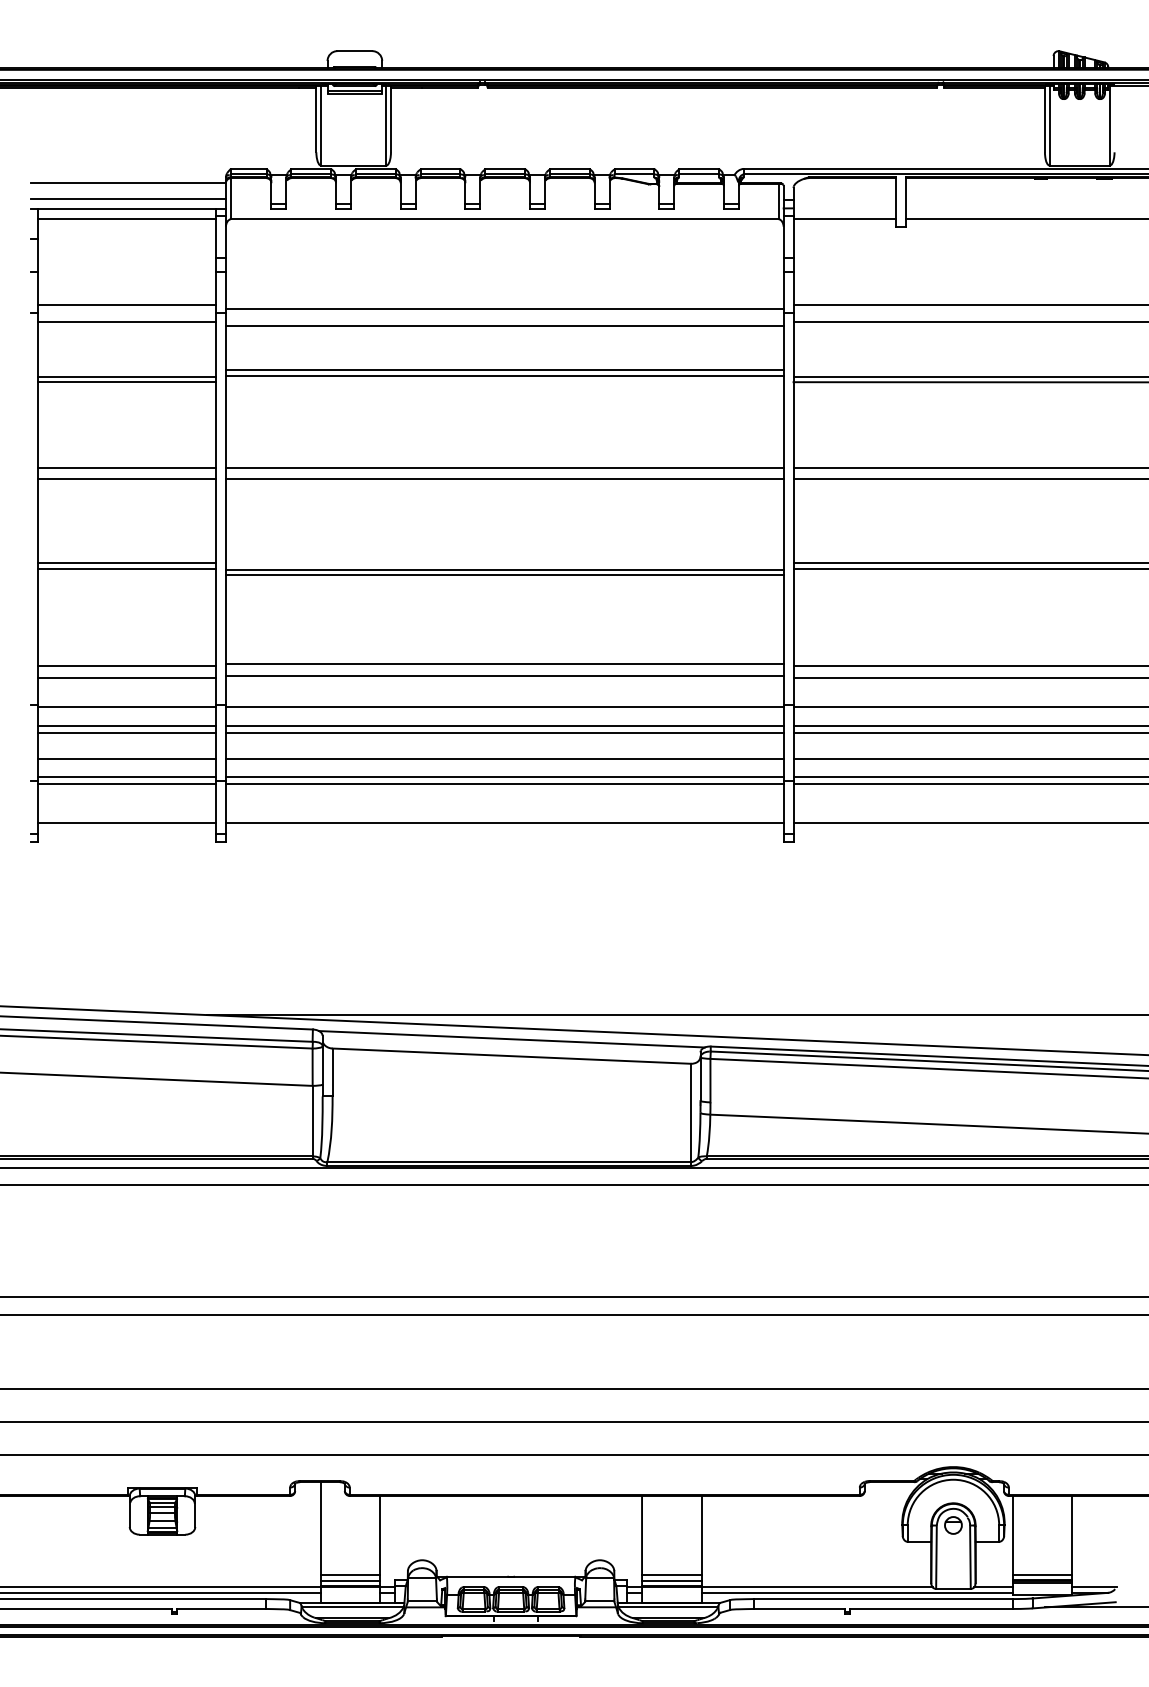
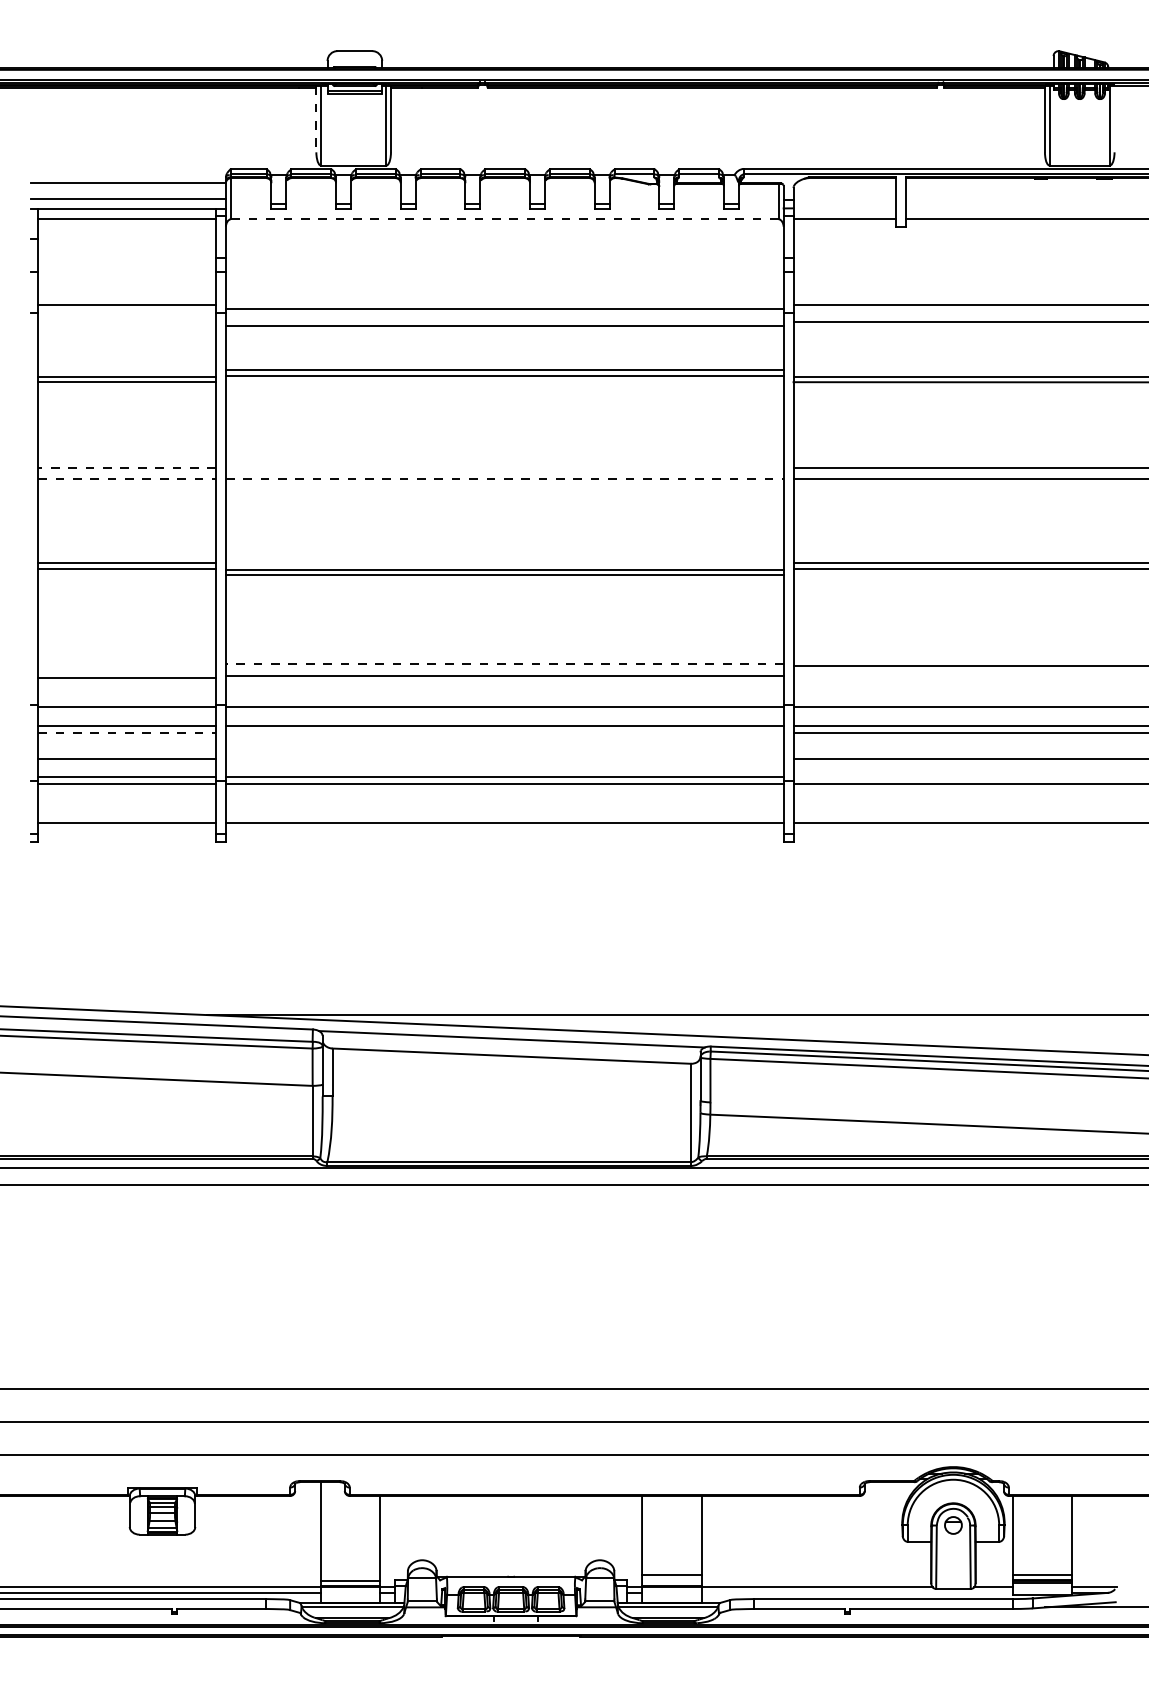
line: solid -> dashed (316, 119)
line: solid -> dashed (504, 219)
line: present -> none (127, 321)
line: solid -> dashed (127, 468)
line: present -> none (504, 468)
line: solid -> dashed (127, 479)
line: solid -> dashed (504, 479)
line: solid -> dashed (504, 664)
line: present -> none (127, 666)
line: present -> none (969, 678)
line: solid -> dashed (127, 732)
line: present -> none (504, 732)
line: present -> none (504, 759)
line: present -> none (969, 776)
line: present -> none (573, 1297)
line: present -> none (573, 1315)
line: present -> none (350, 1575)
line: present -> none (671, 1580)
line: present -> none (856, 1592)
